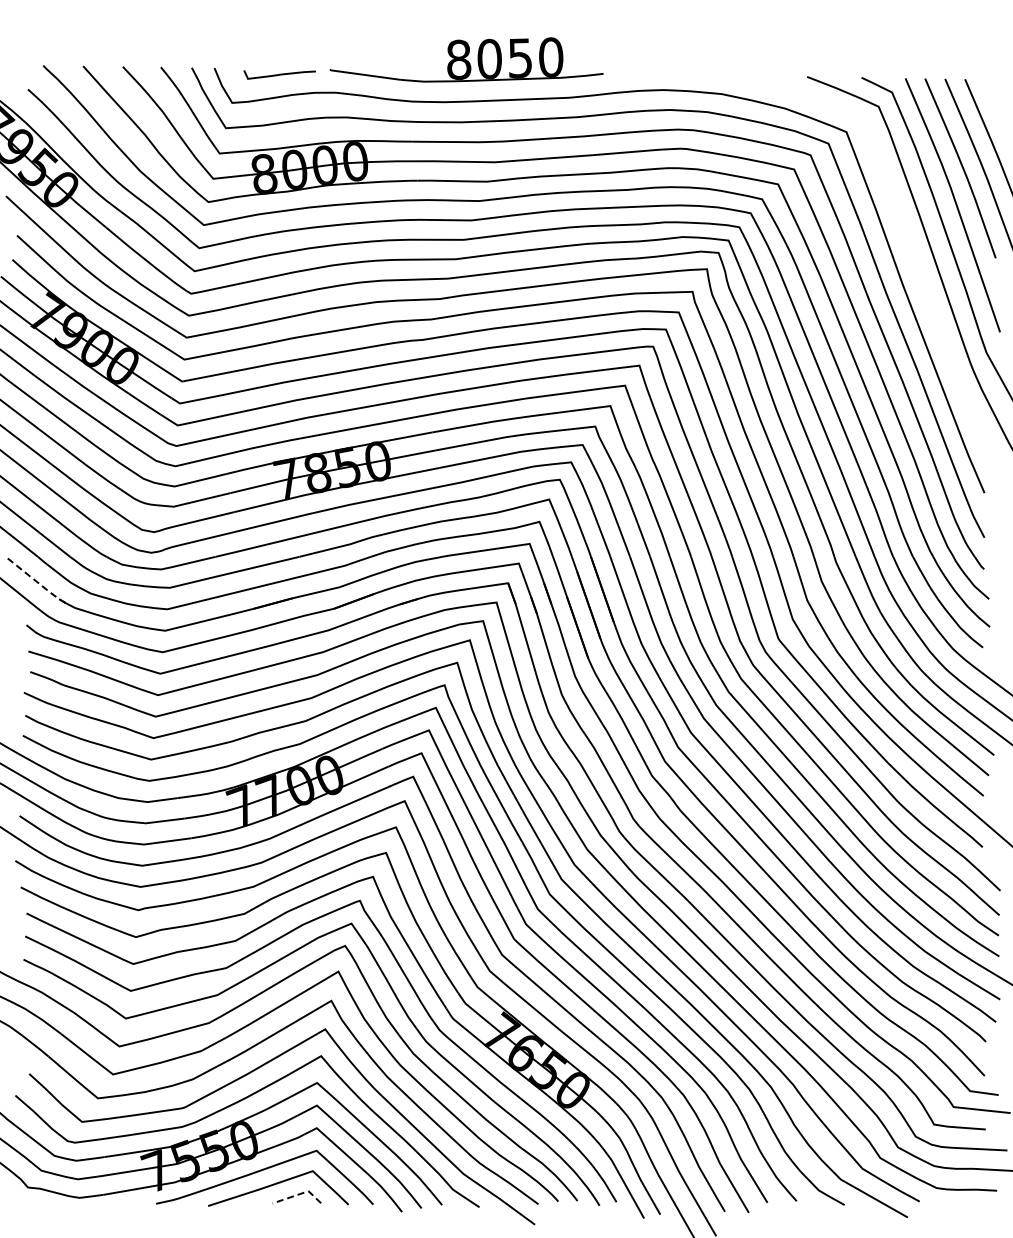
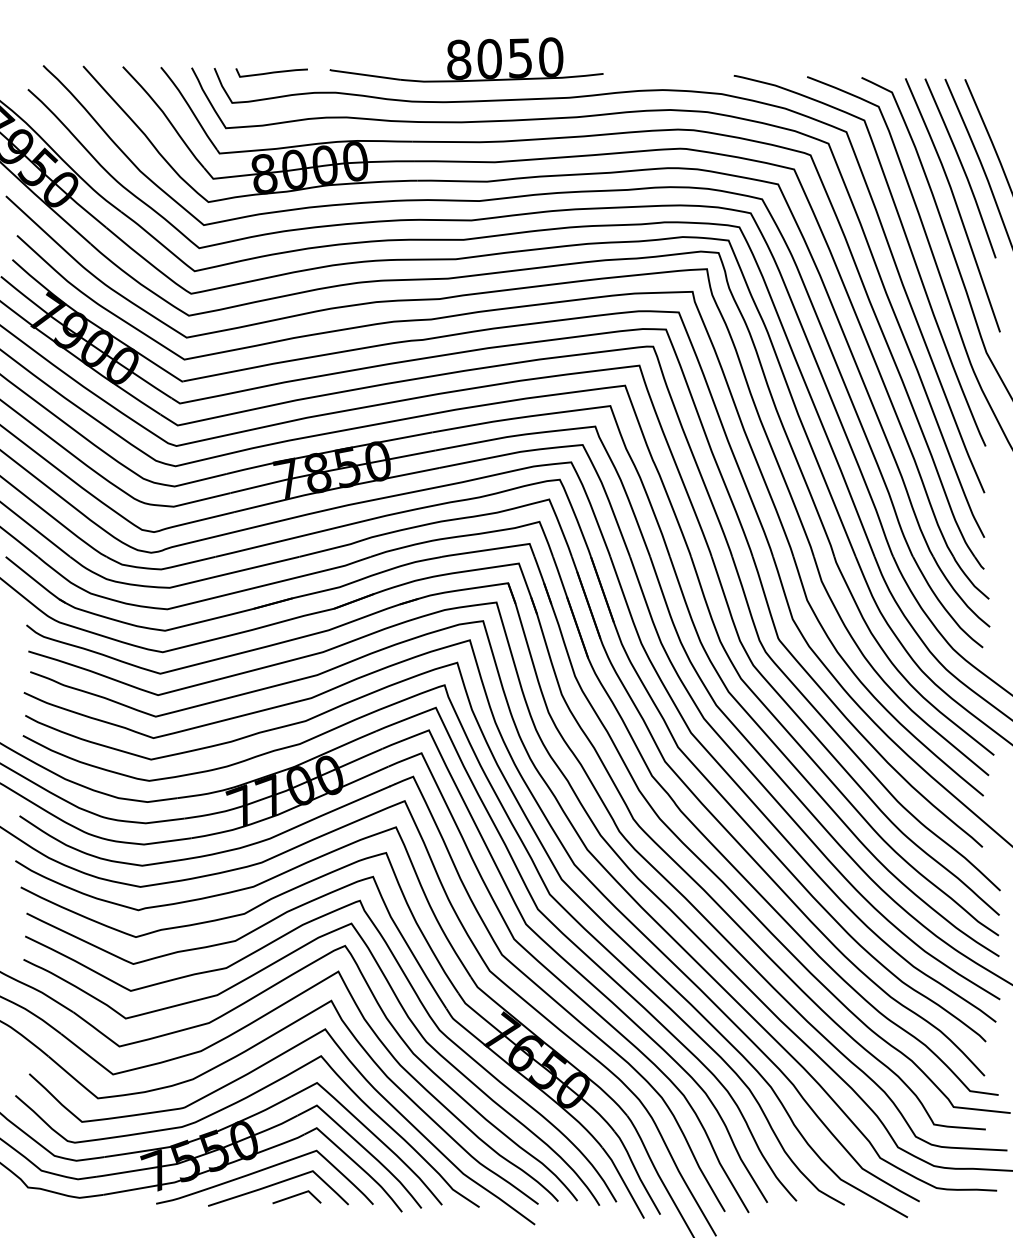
curve position: (279, 74) -> (271, 72) (271, 72)
curve: none -> present (907, 243)
line: dashed -> solid (35, 580)
line: dashed -> solid (299, 1194)
